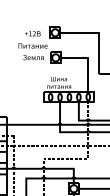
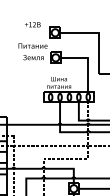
text position: (32, 33) -> (32, 24) (32, 24)
